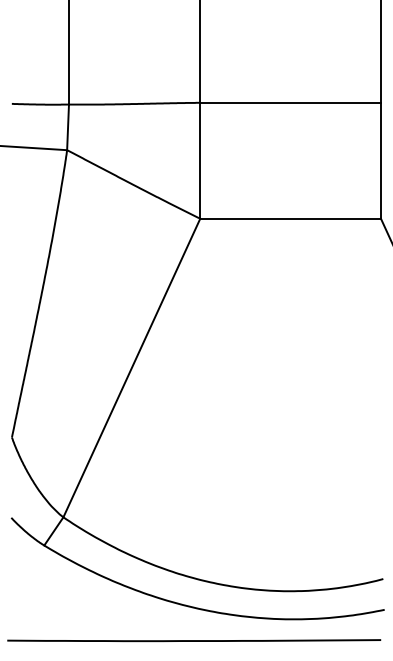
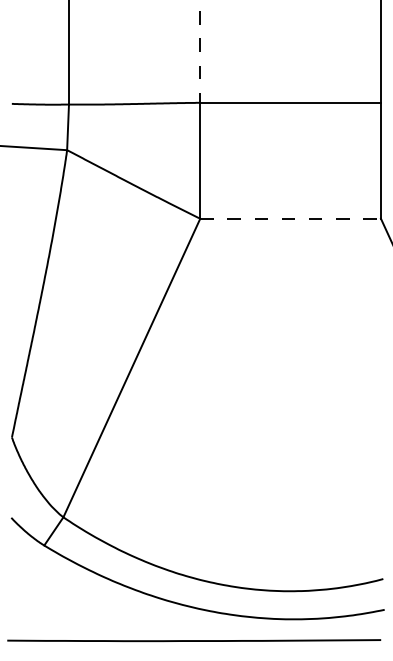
line: solid -> dashed (200, 51)
line: solid -> dashed (291, 218)
